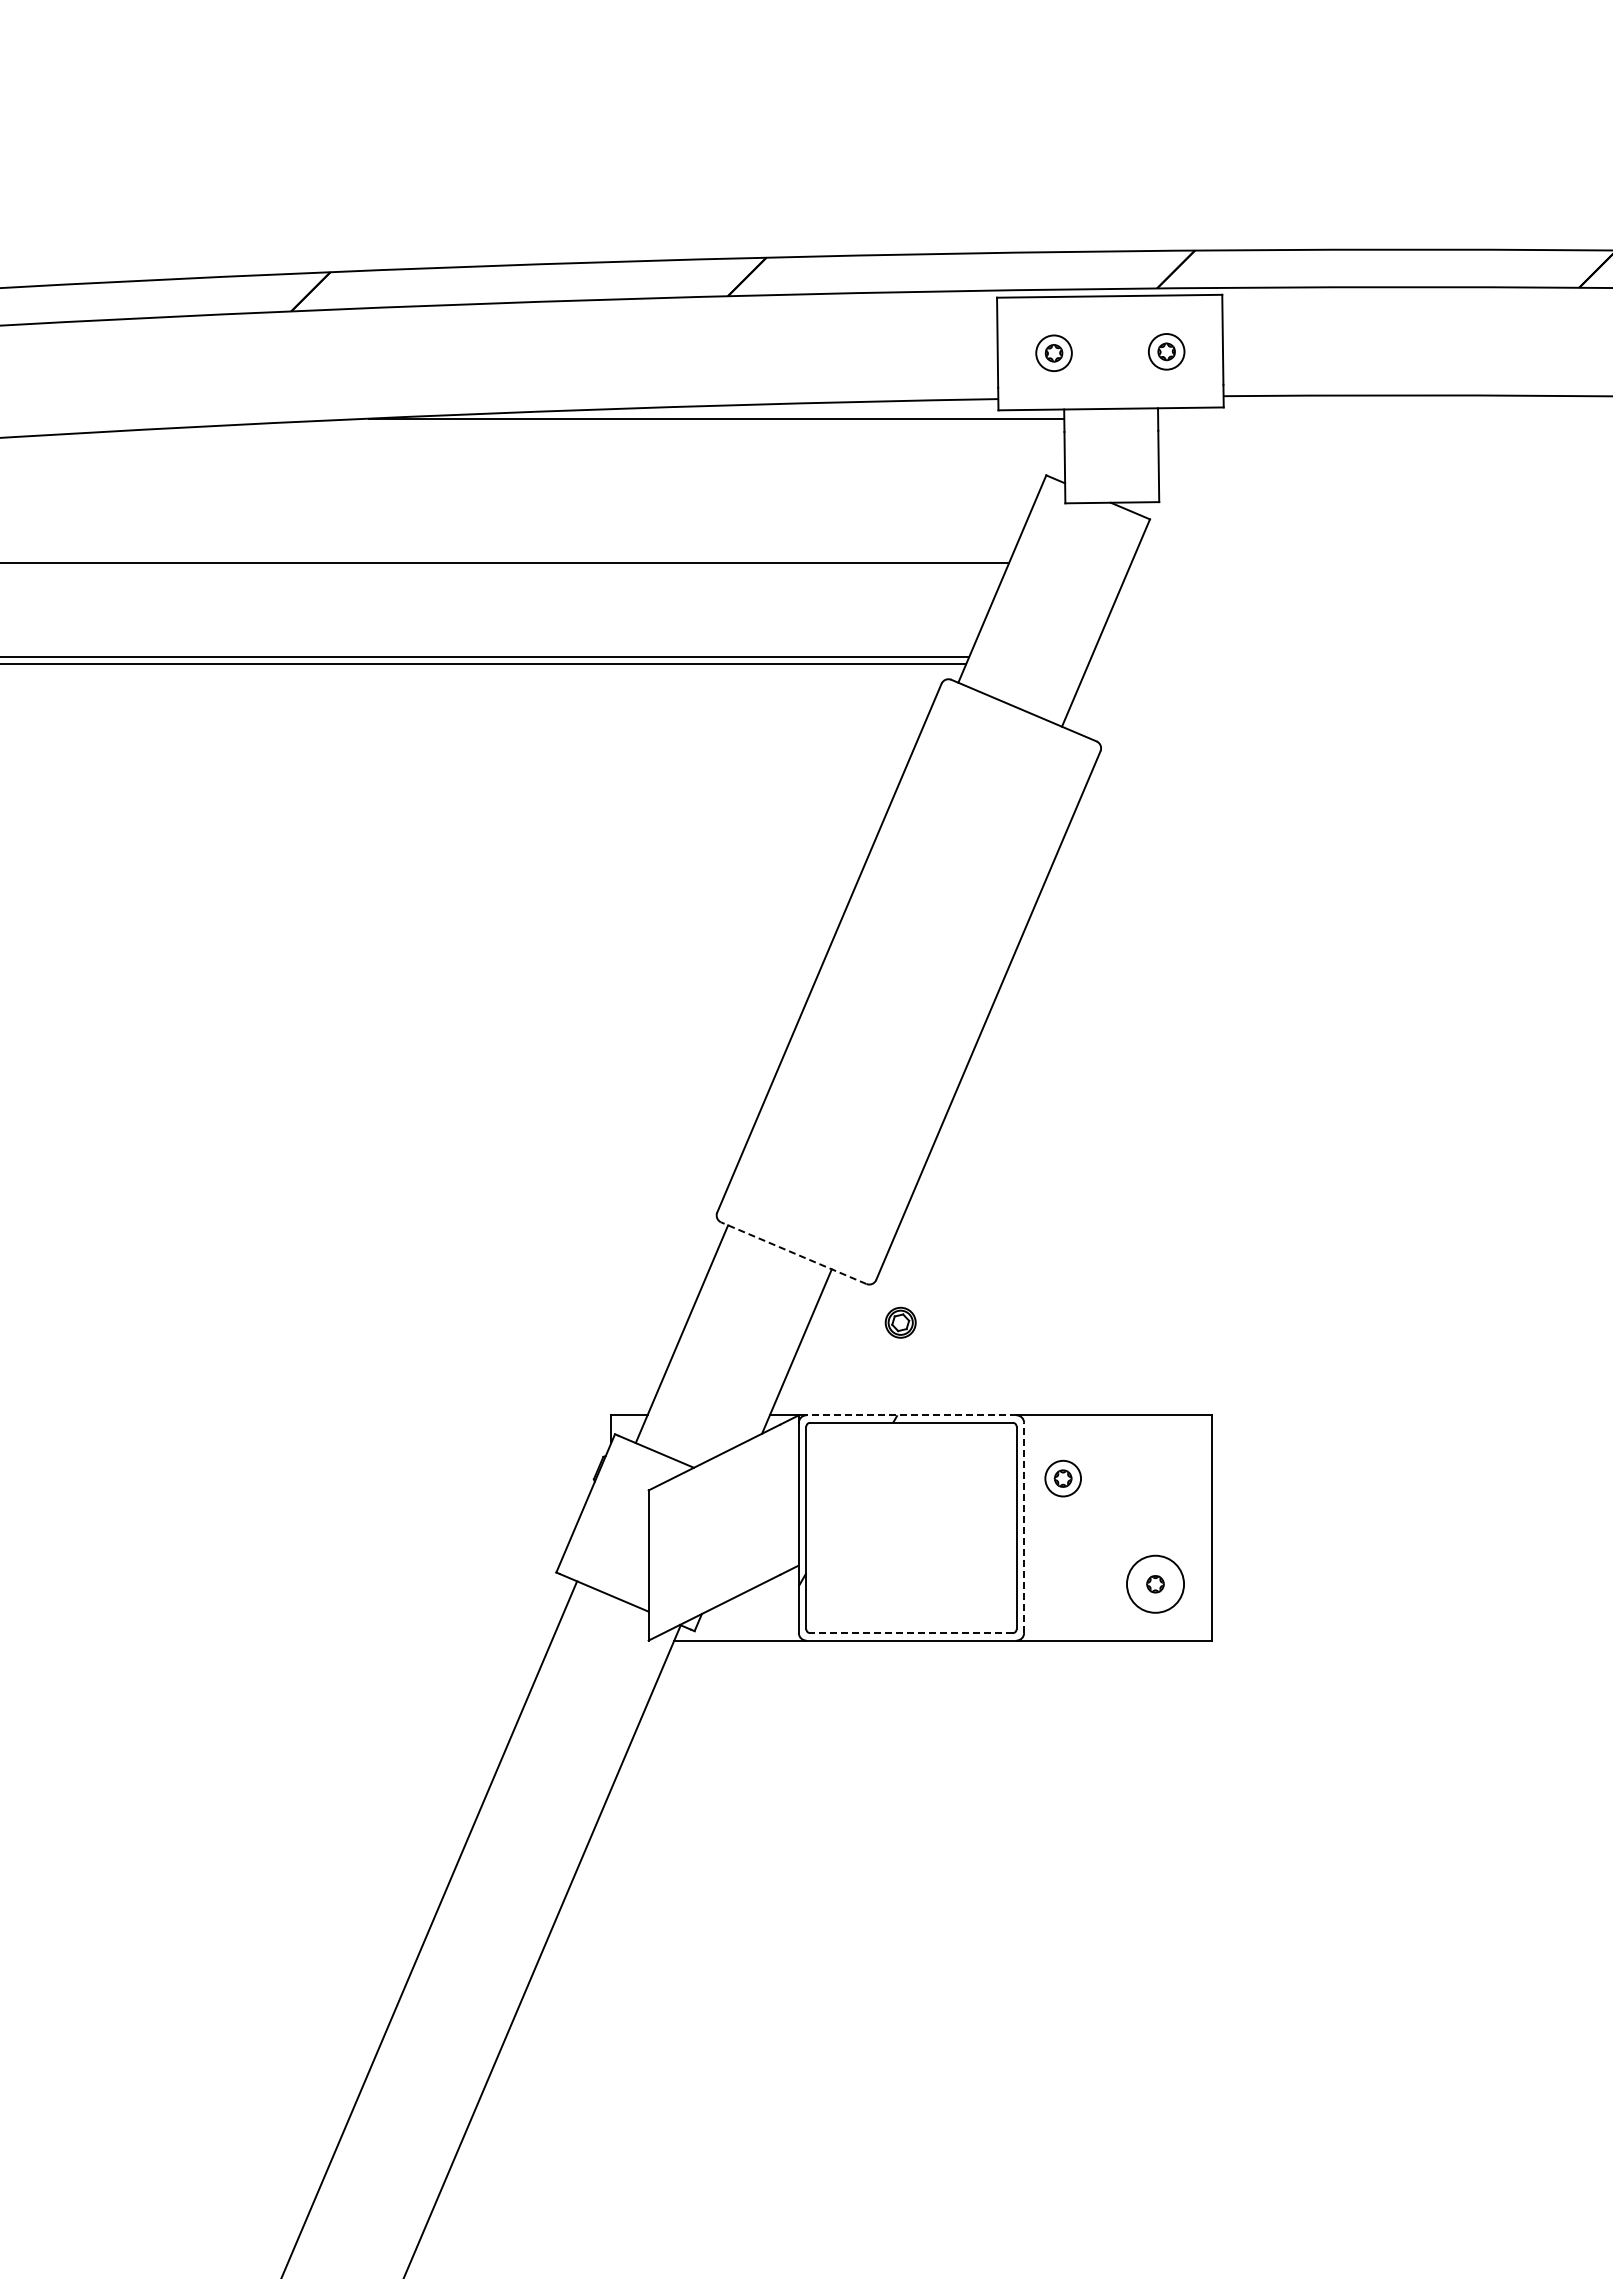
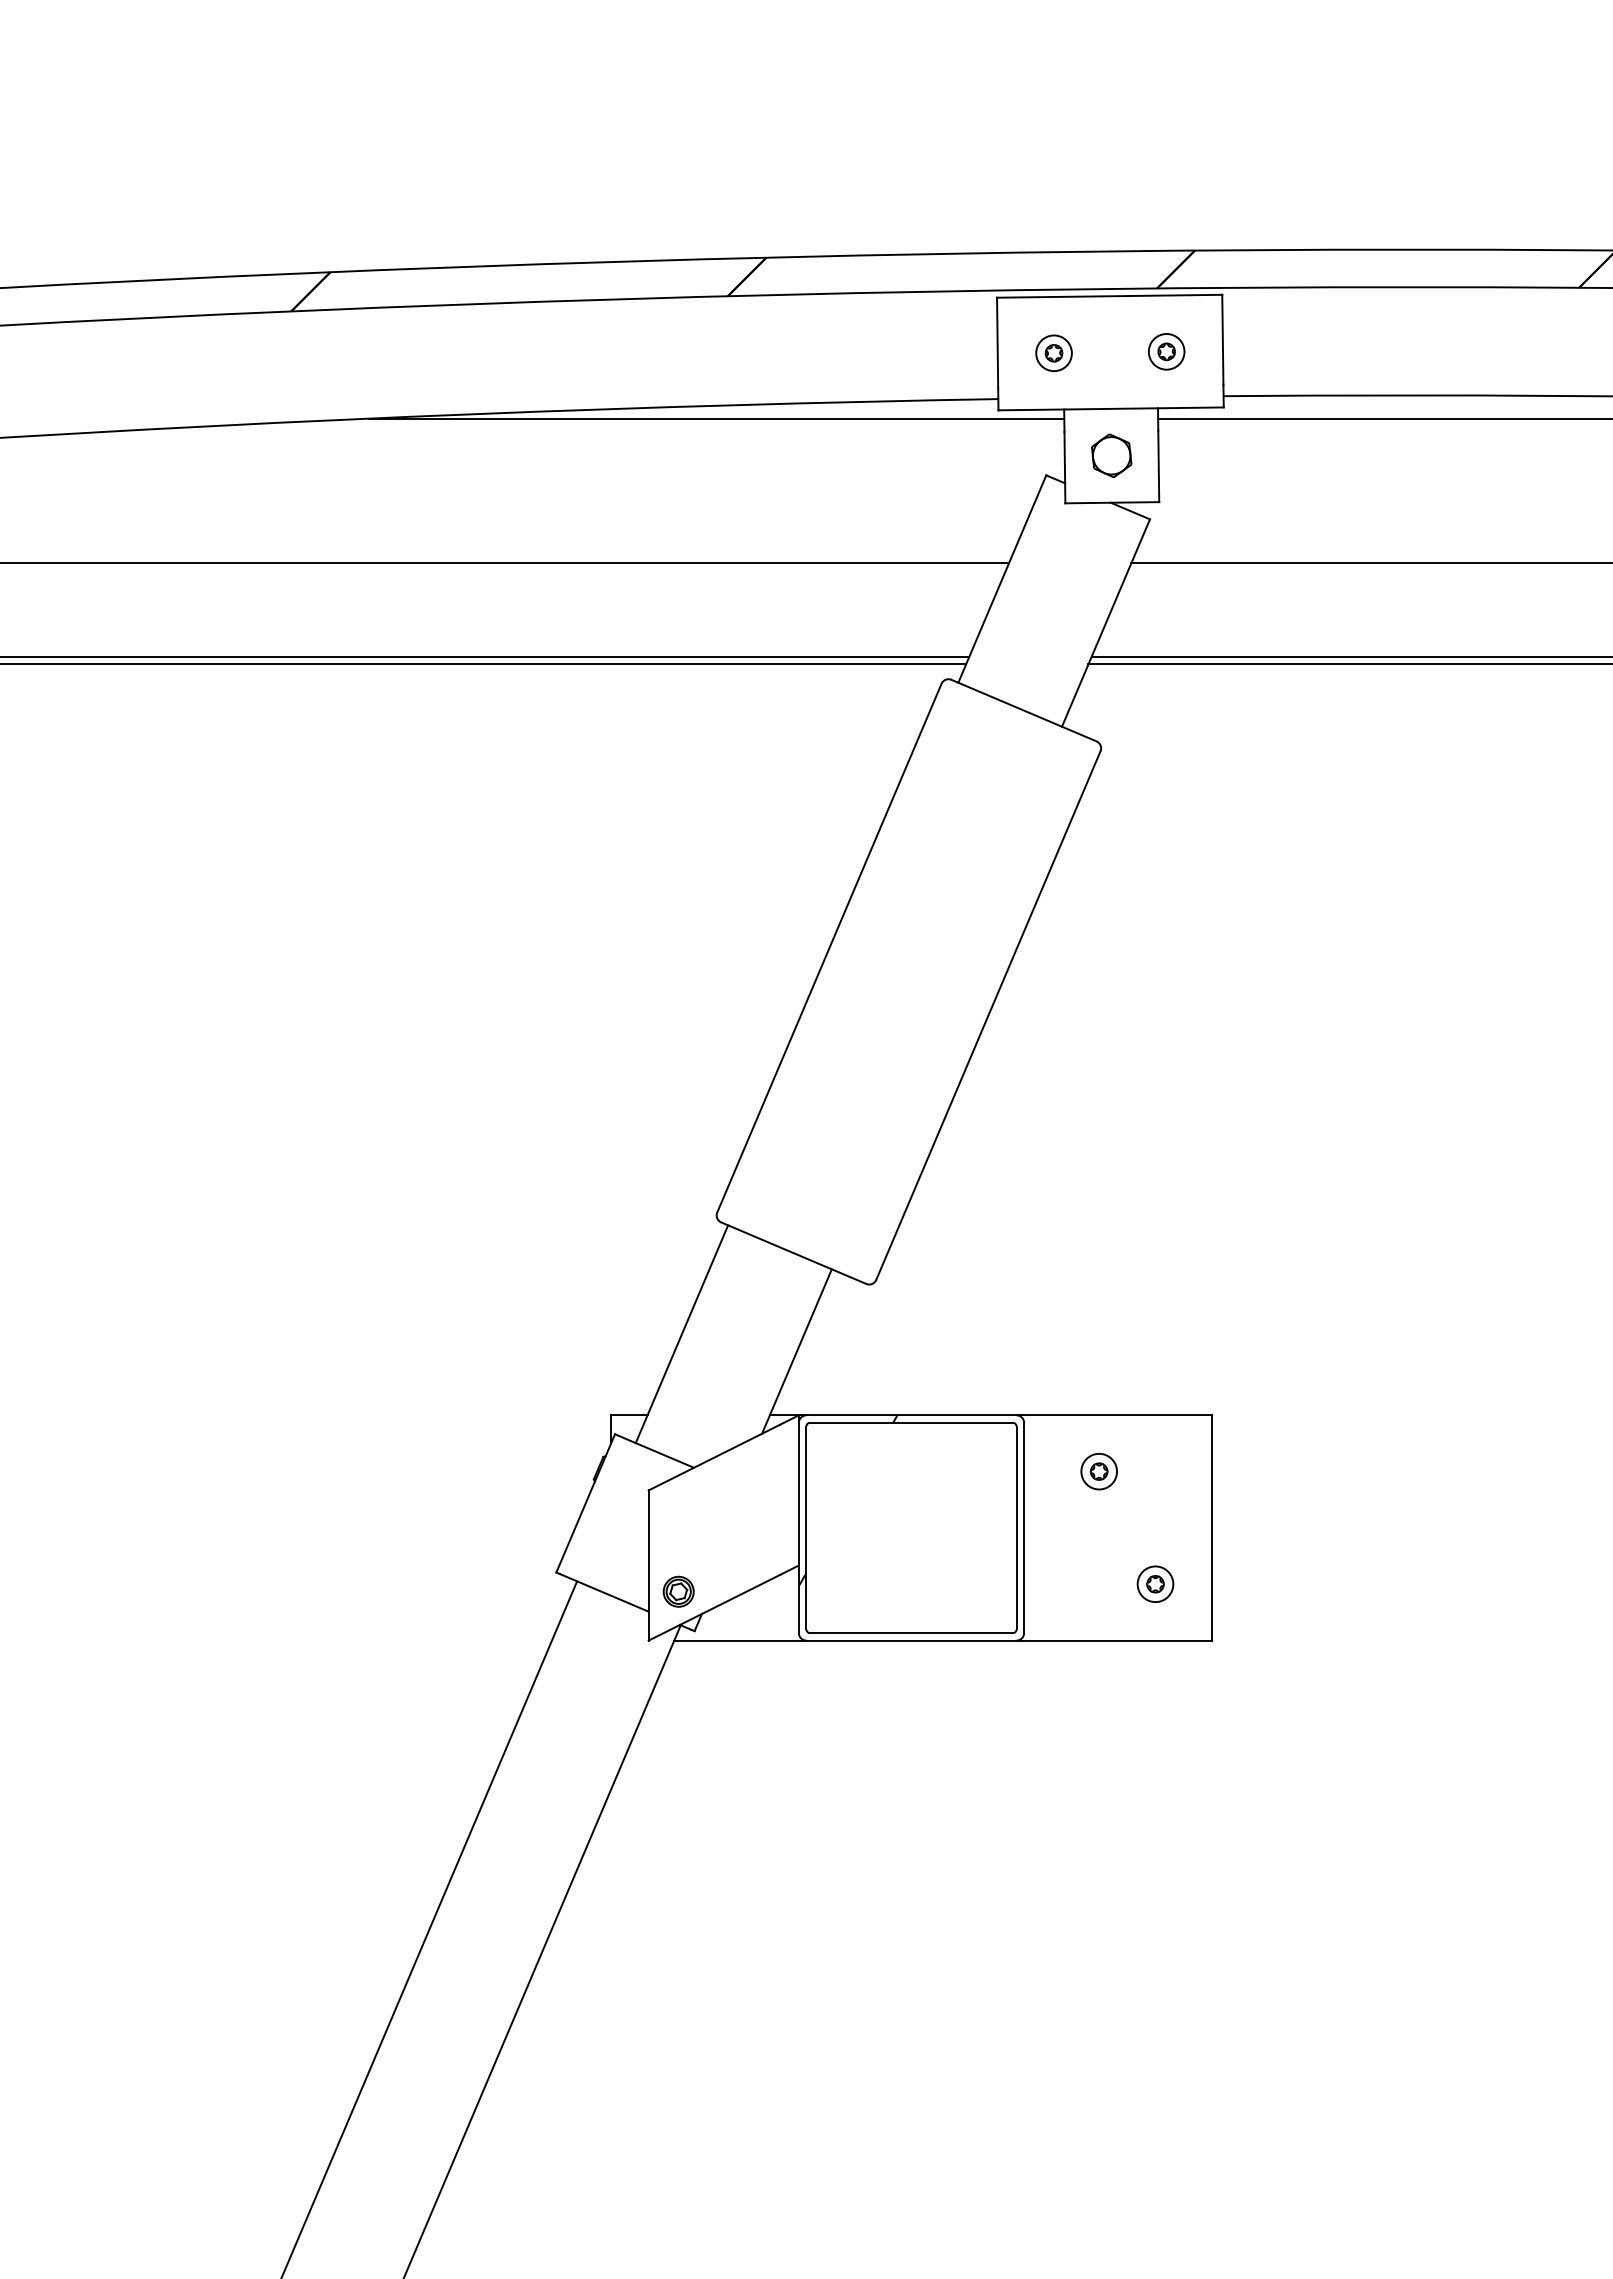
line: none -> present (1383, 418)
part: none -> present (1111, 455)
line: none -> present (1370, 563)
line: none -> present (1350, 656)
line: none -> present (1348, 664)
line: dashed -> solid (793, 1253)
part position: (900, 1322) -> (678, 1591) (678, 1591)
line: dashed -> solid (910, 1415)
part position: (1062, 1478) -> (1098, 1471) (1098, 1471)
line: dashed -> solid (1024, 1527)
circle diameter: 57 px -> 36 px (1155, 1584)
line: dashed -> solid (910, 1633)
